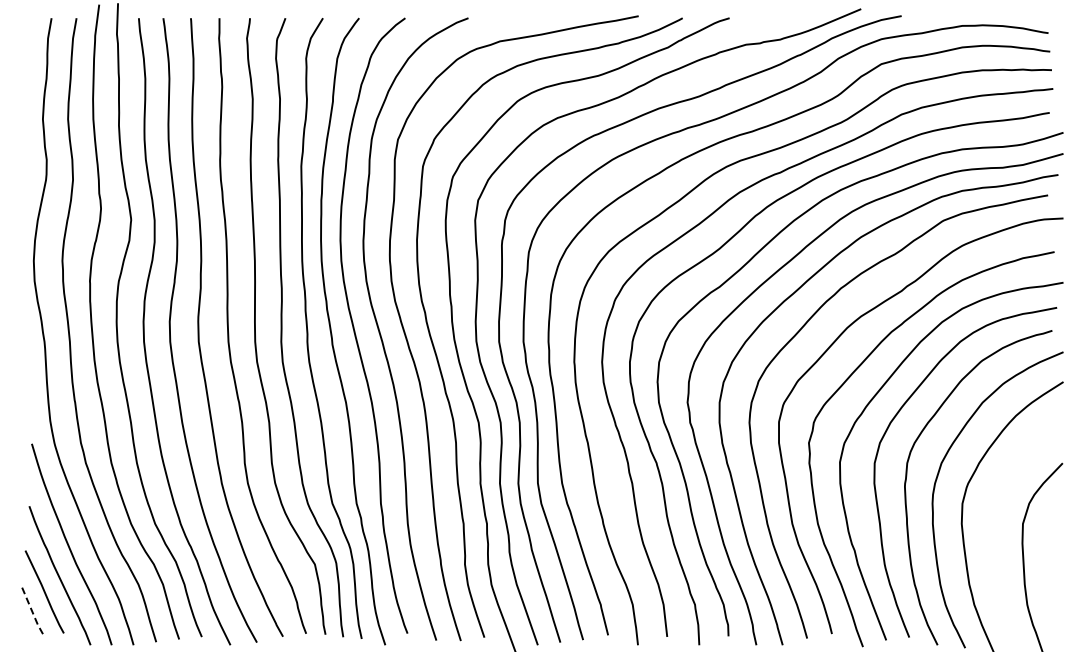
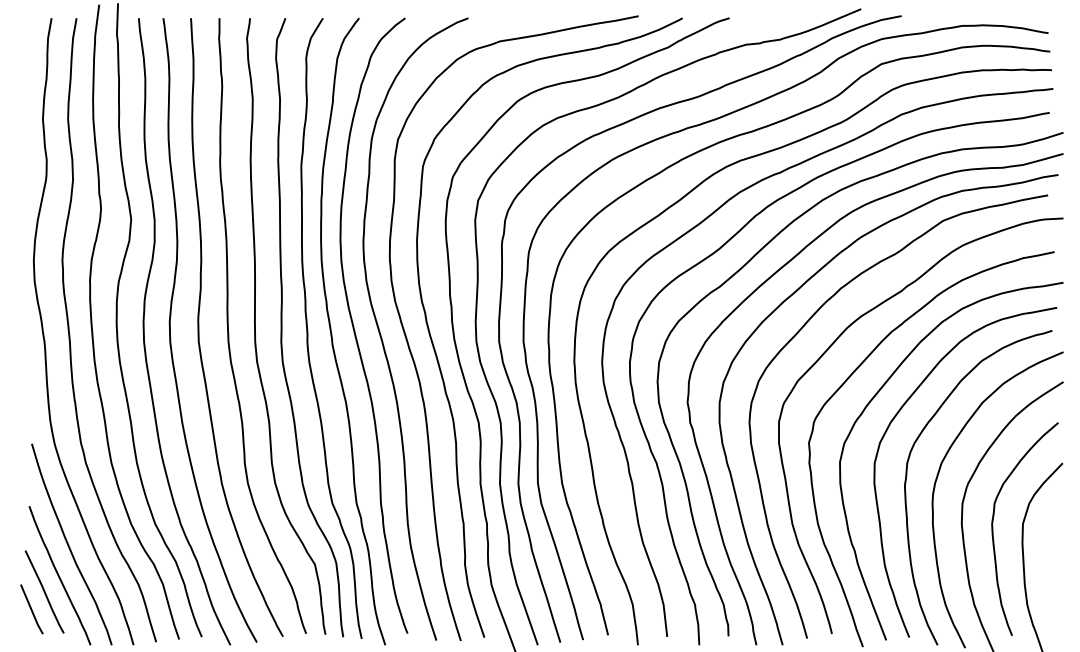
curve: none -> present (993, 528)
line: dashed -> solid (31, 610)
